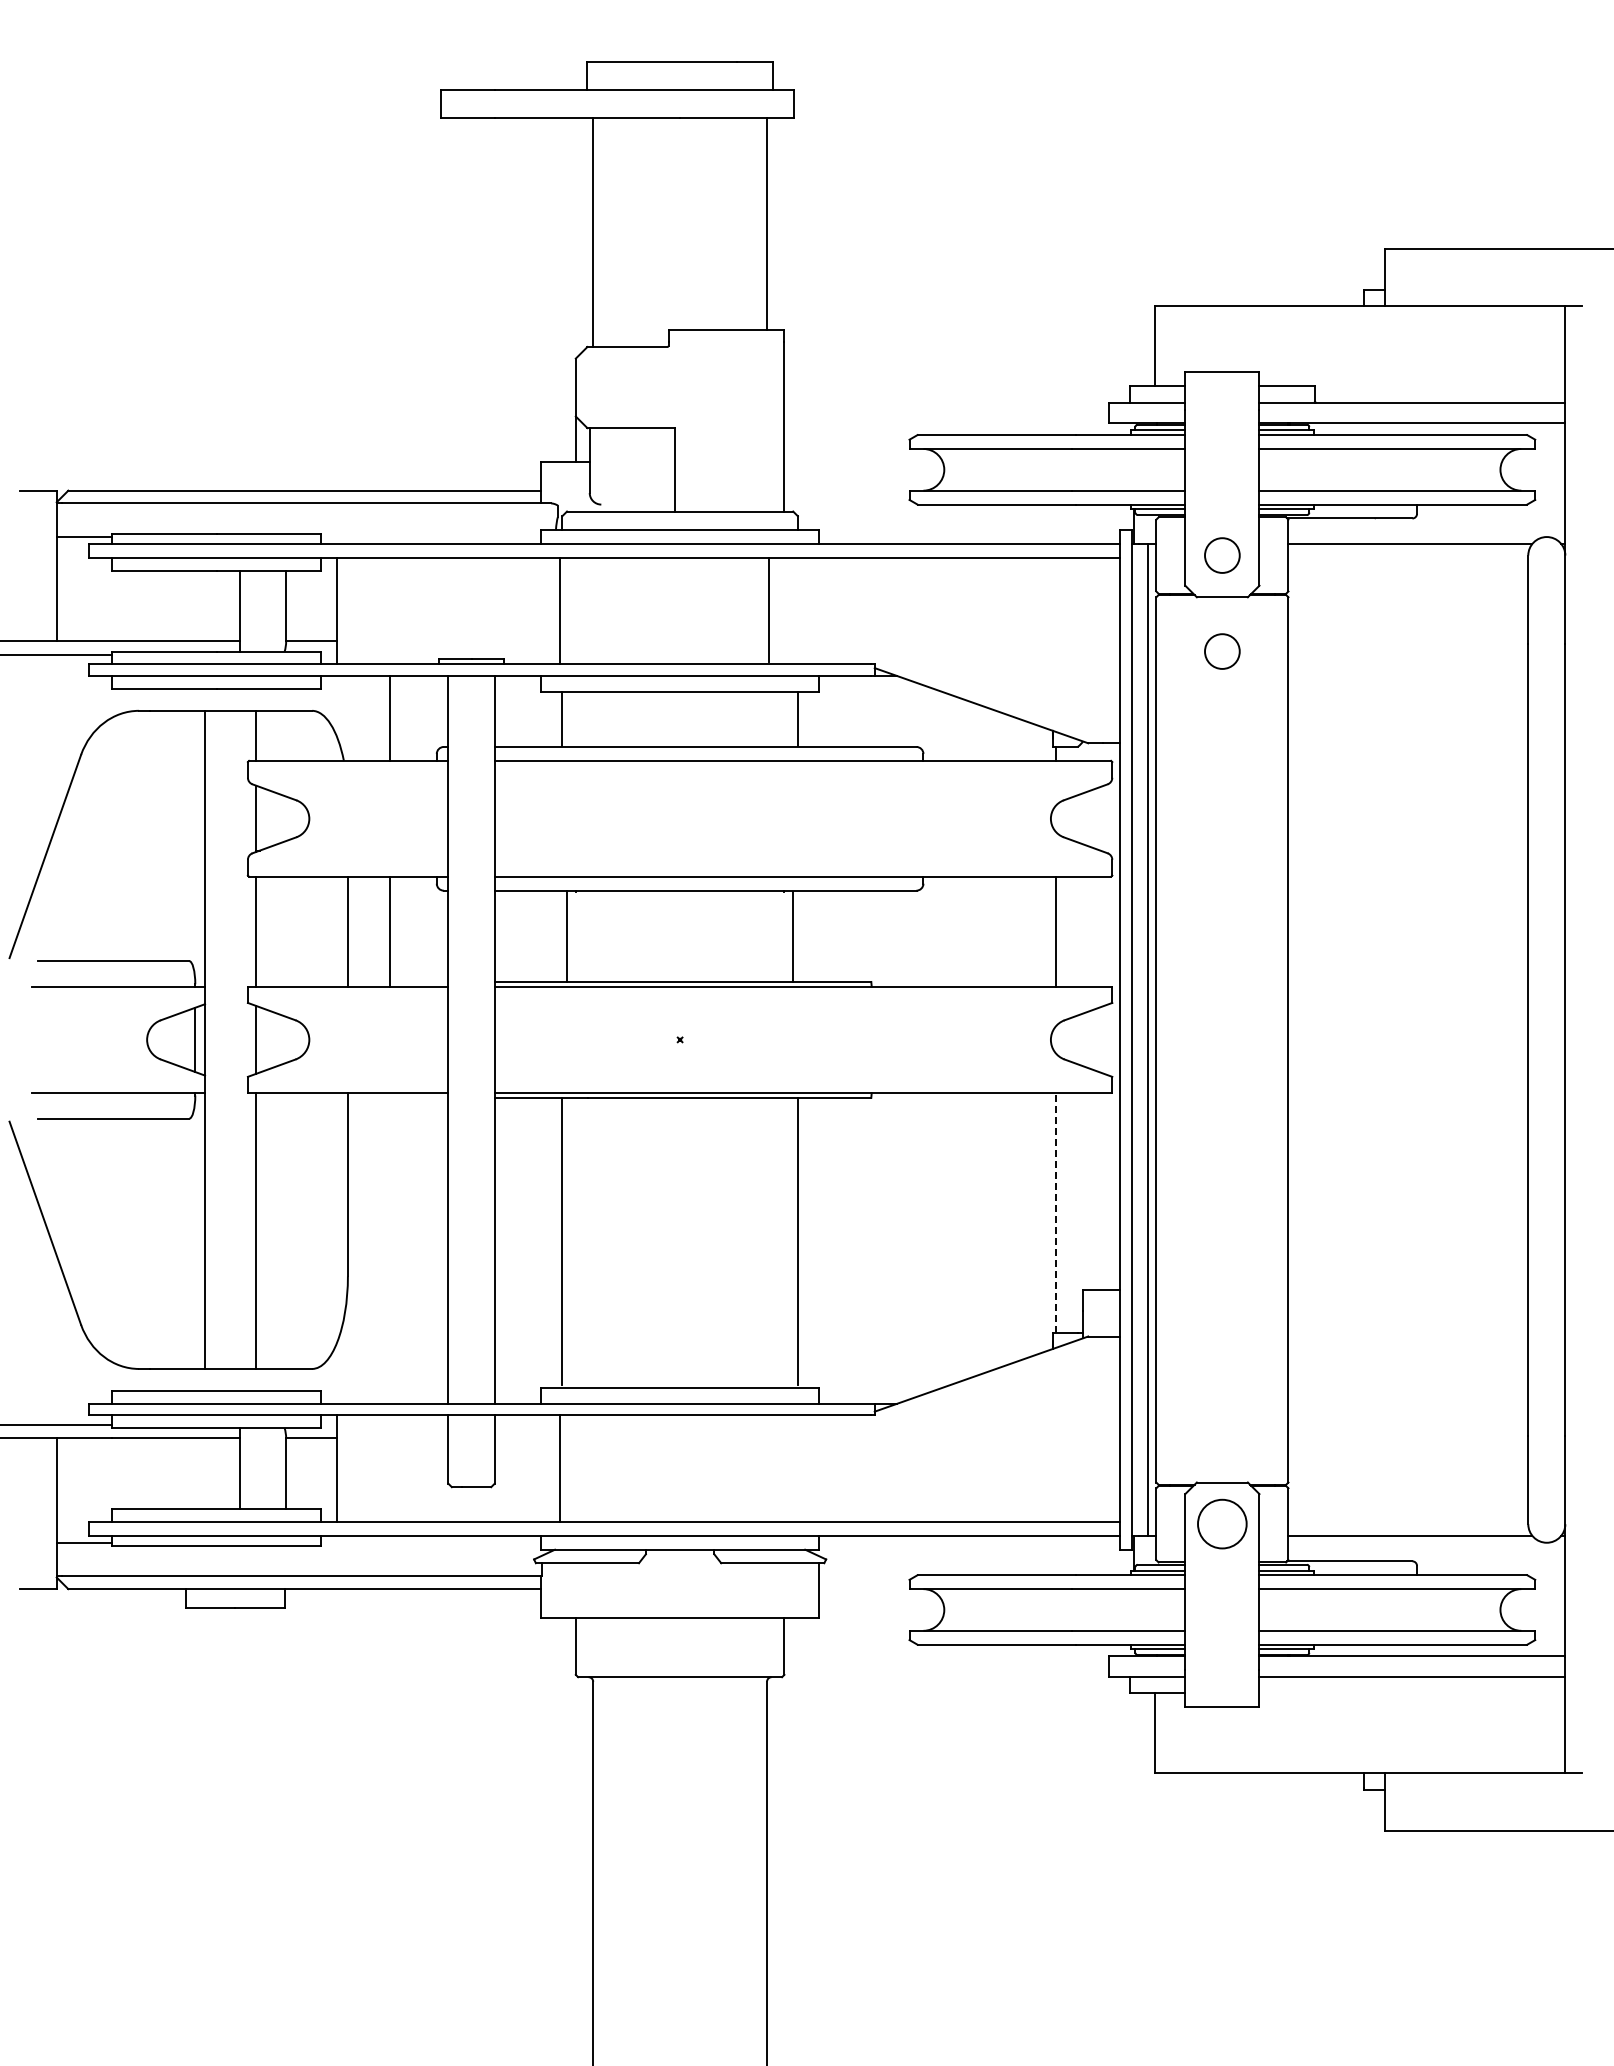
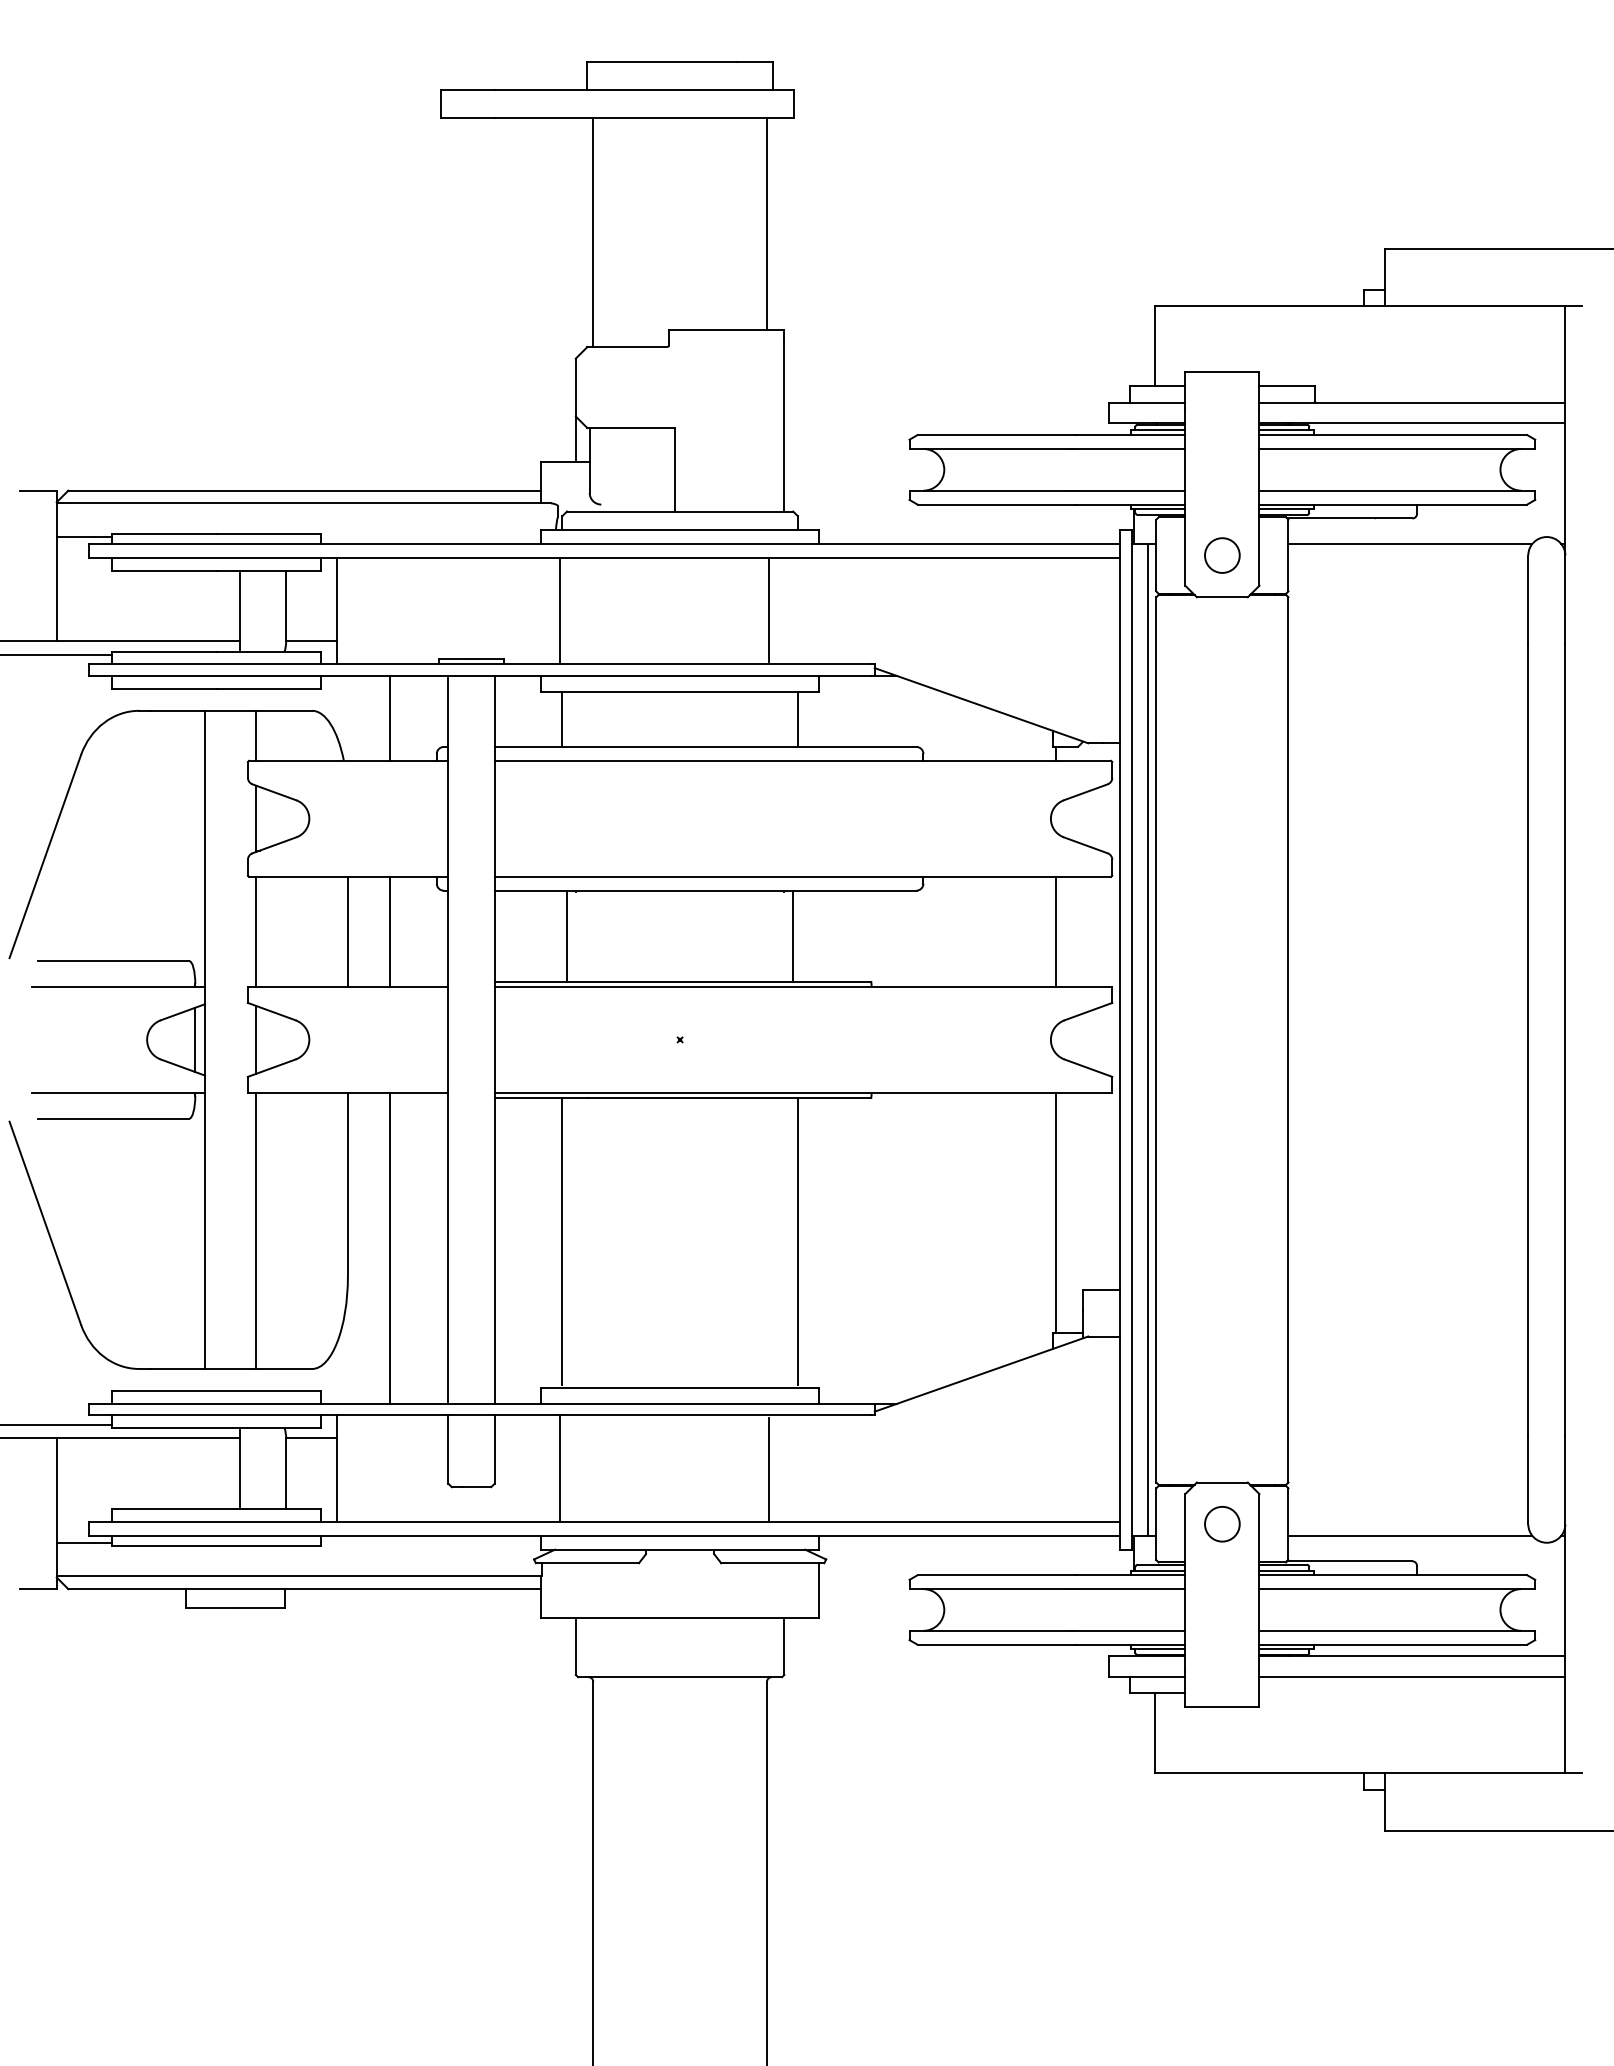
circle: present -> none (1222, 651)
line: dashed -> solid (1055, 1213)
line: none -> present (390, 1248)
line: none -> present (769, 1469)
circle size: 51x52 px -> 37x37 px (1222, 1524)
